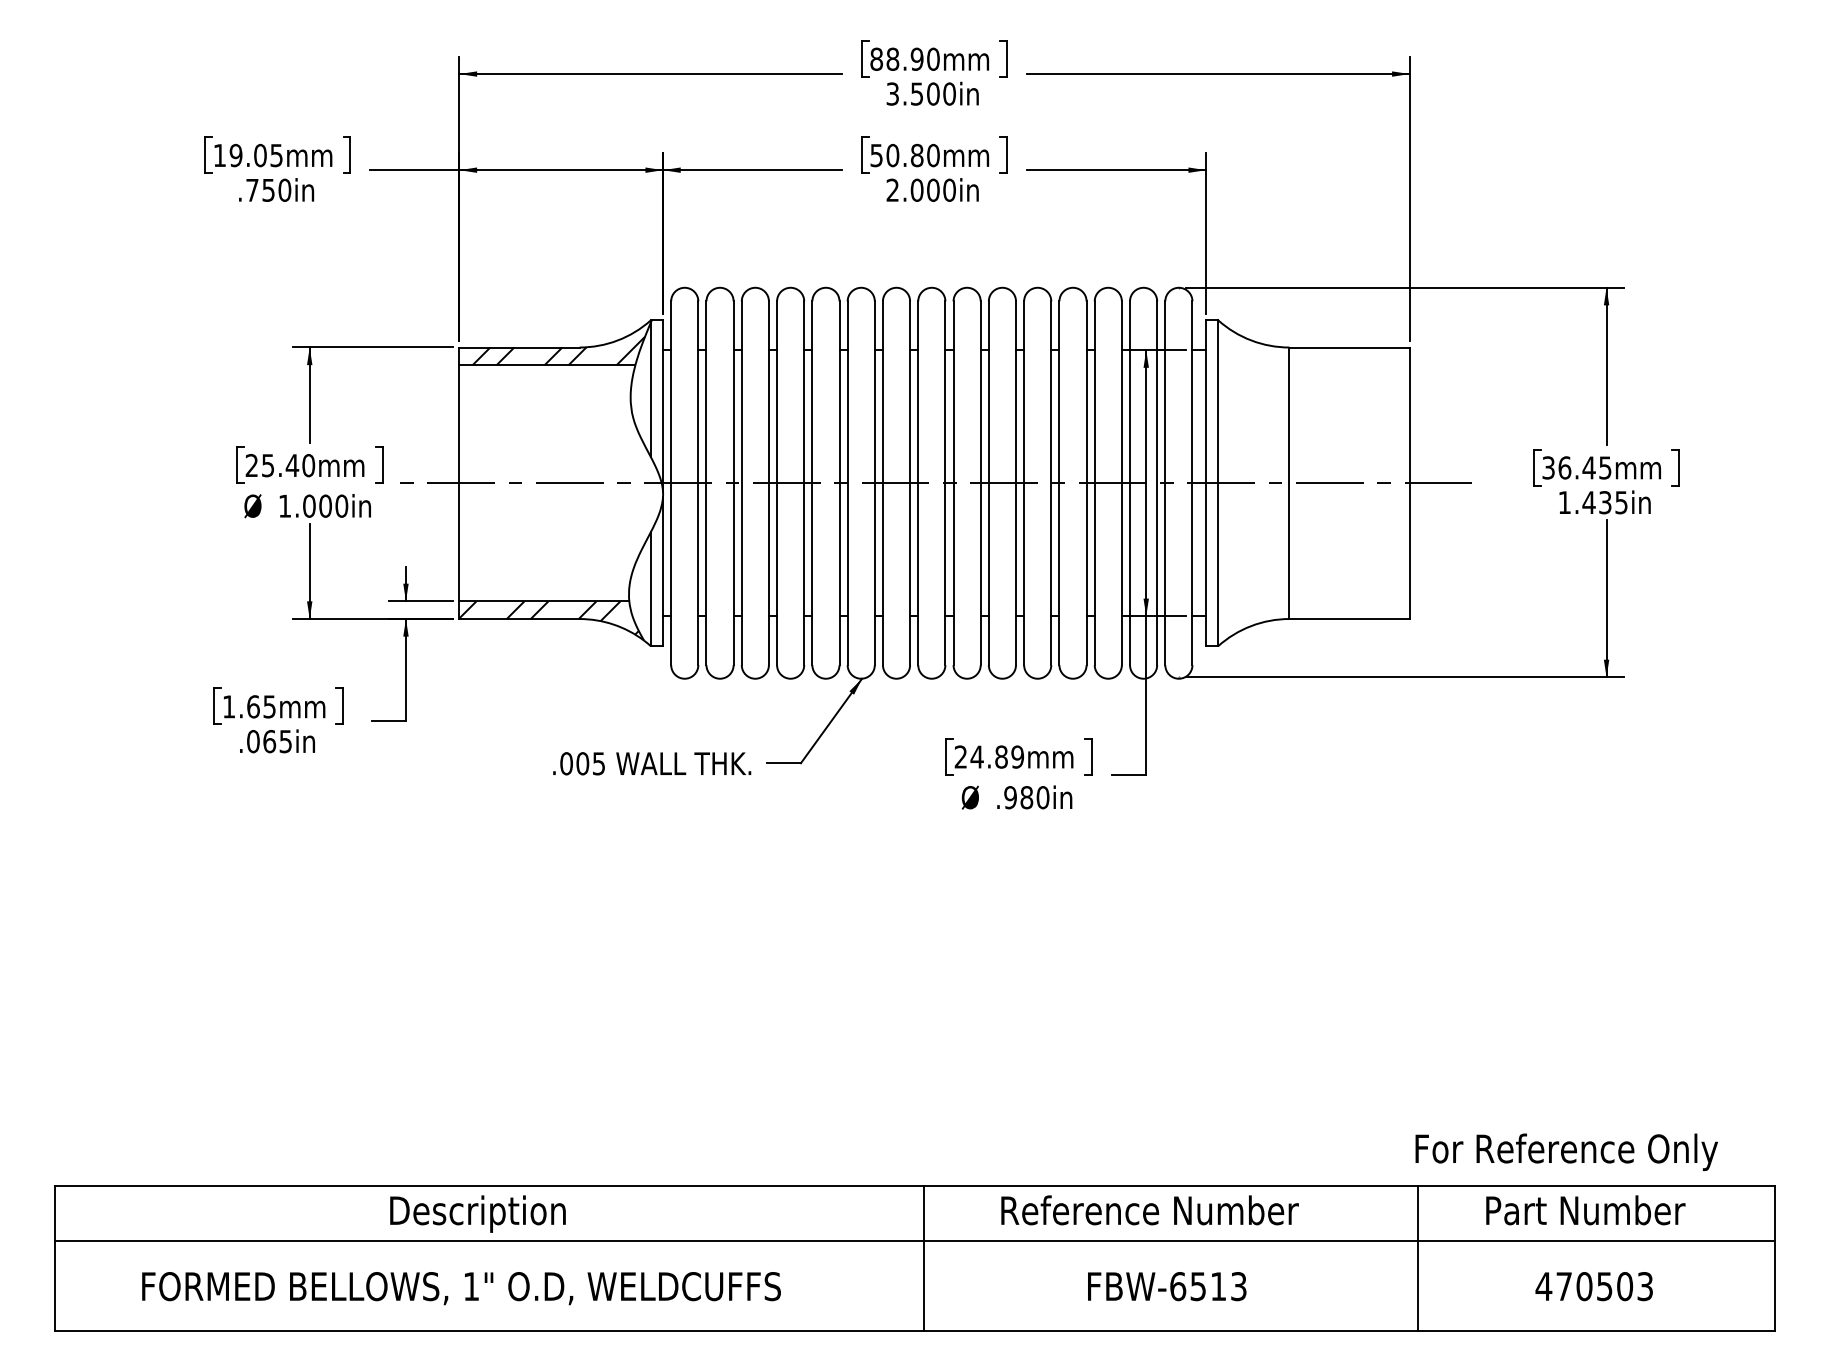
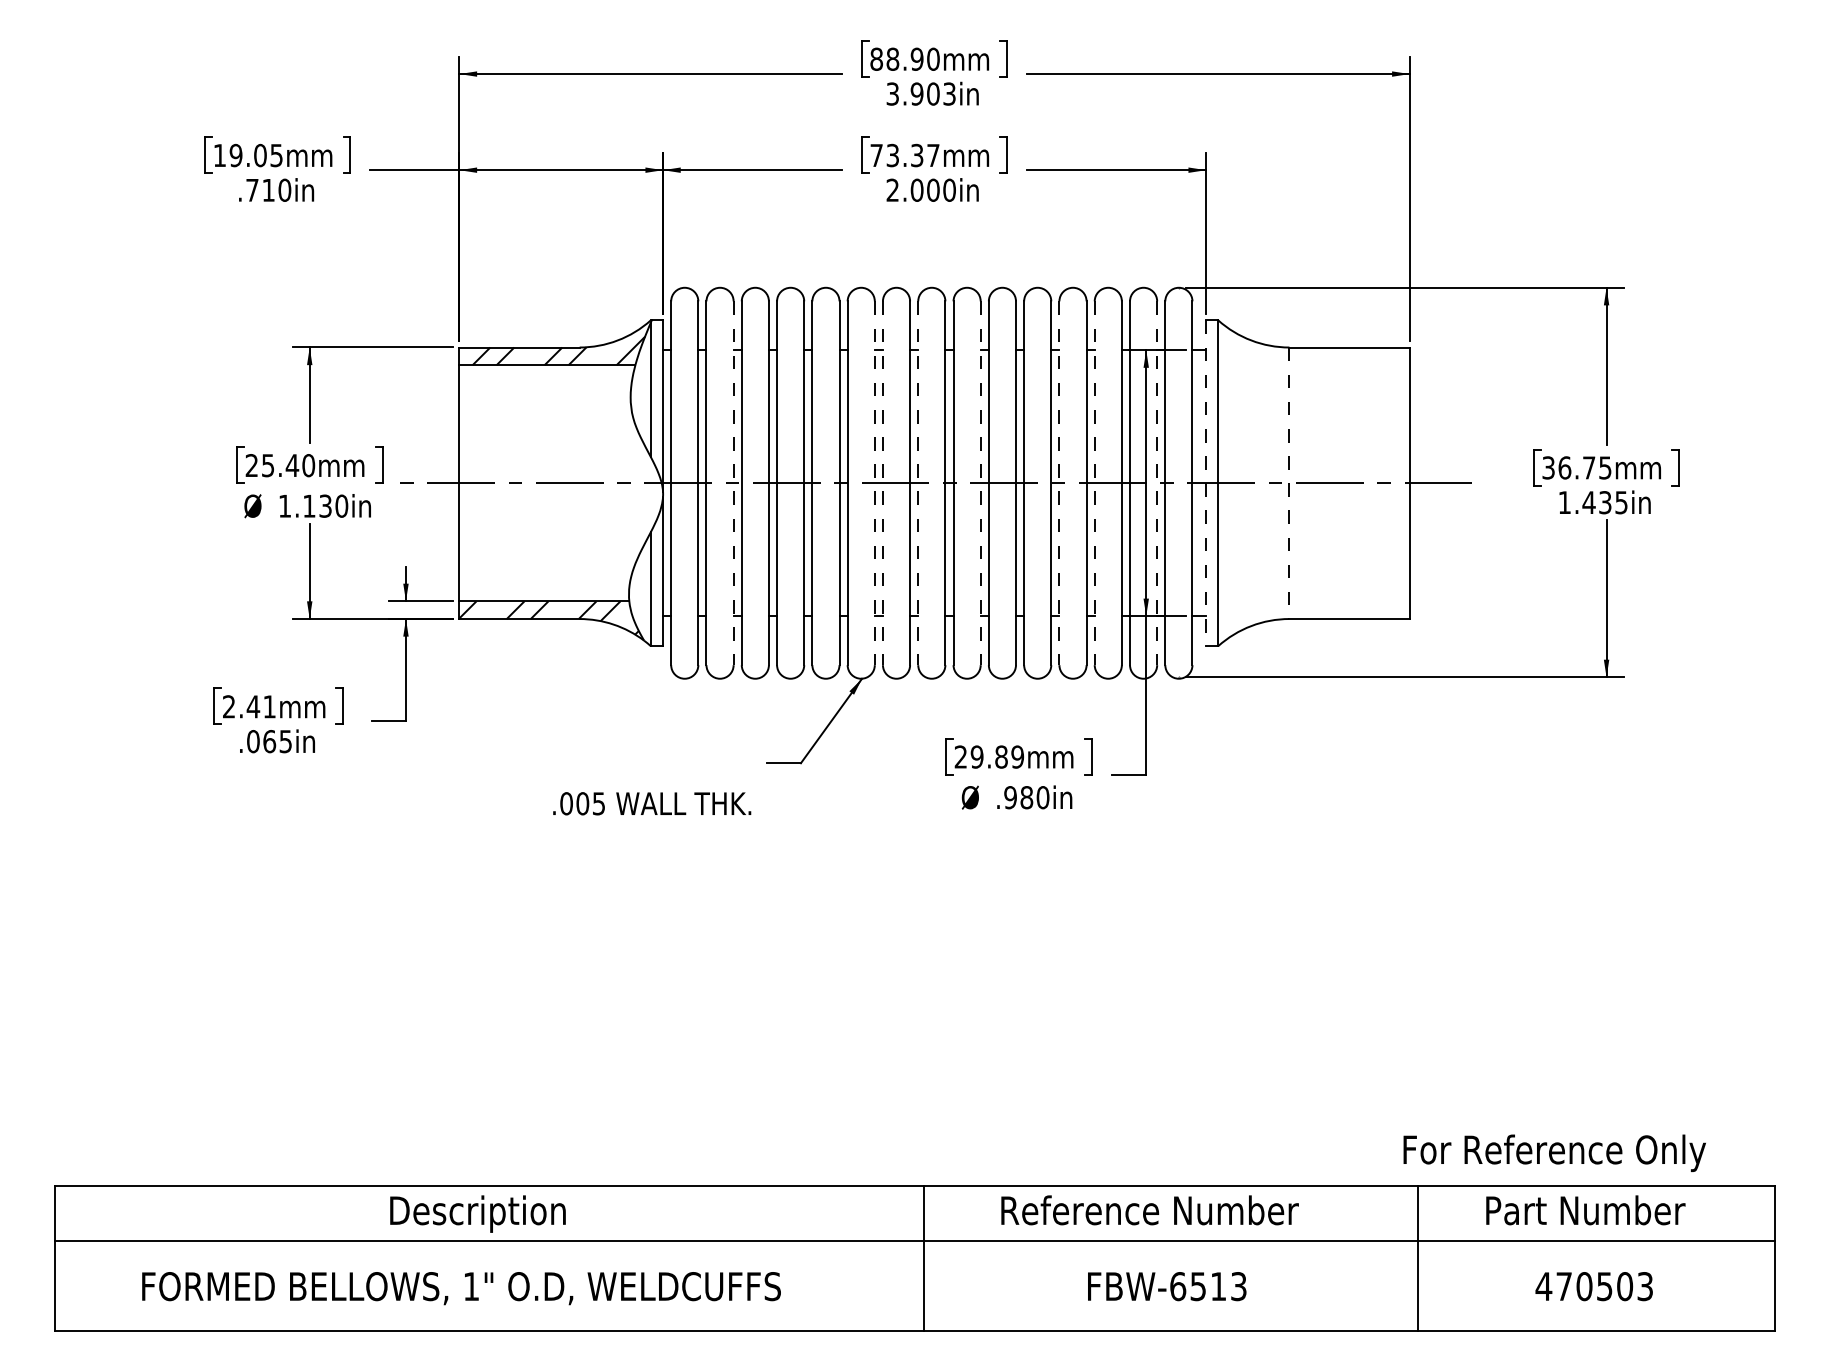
text: 3.500in -> 3.903in (932, 93)
text: 50.80mm -> 73.37mm (904, 155)
text: .750in -> .710in (268, 190)
text: 36.45mm -> 36.75mm (1588, 467)
line: solid -> dashed (733, 483)
line: solid -> dashed (874, 483)
line: solid -> dashed (882, 483)
line: solid -> dashed (918, 483)
line: solid -> dashed (980, 483)
line: solid -> dashed (1059, 483)
line: solid -> dashed (1094, 483)
line: solid -> dashed (1157, 483)
line: solid -> dashed (1206, 483)
line: solid -> dashed (1289, 483)
text: 1.000in -> 1.130in (317, 505)
text: 1.65mm -> 2.41mm (249, 706)
text: 24.89mm -> 29.89mm (976, 756)
text position: (652, 763) -> (652, 803) (652, 803)
text position: (1566, 1151) -> (1554, 1152) (1554, 1152)
